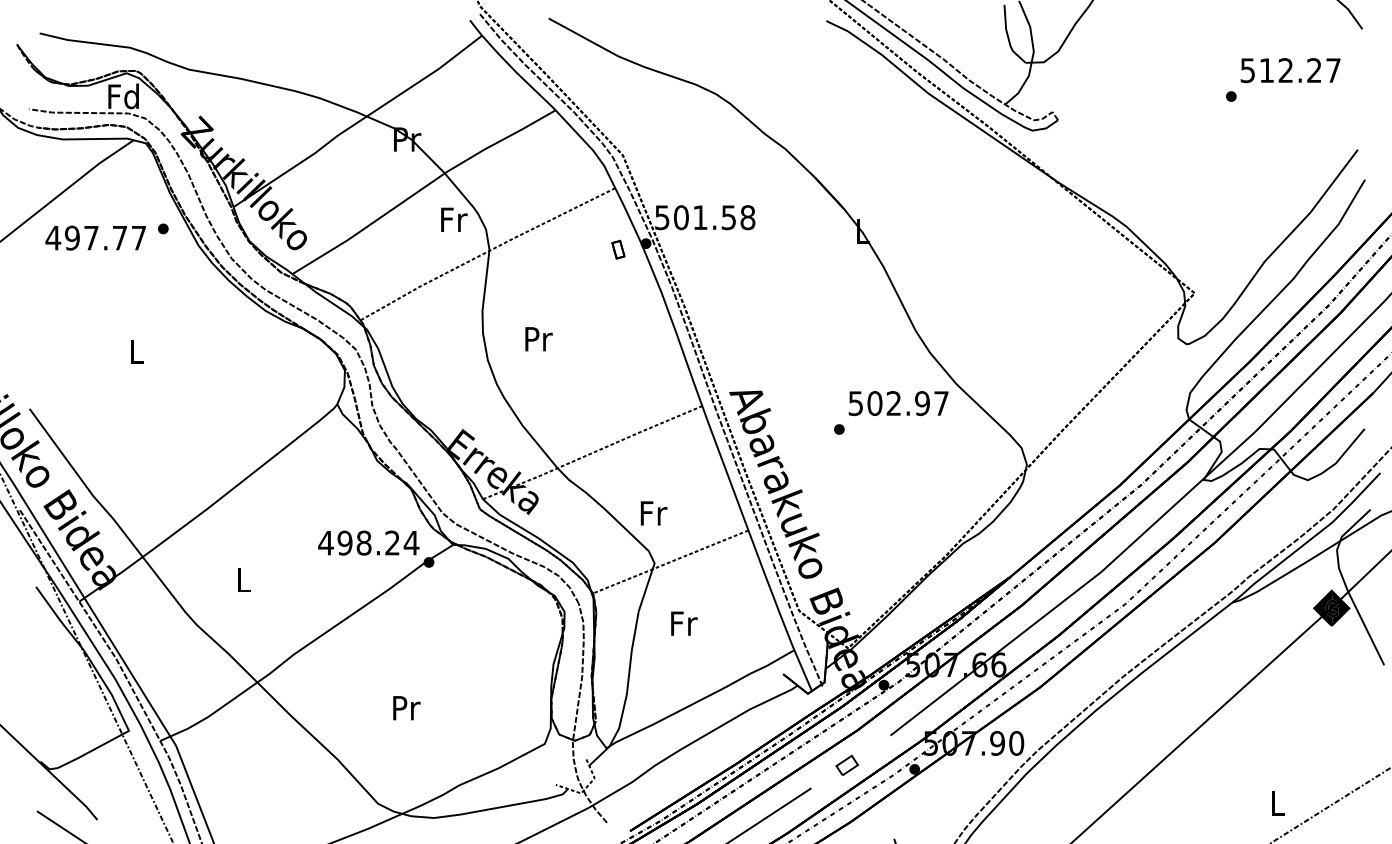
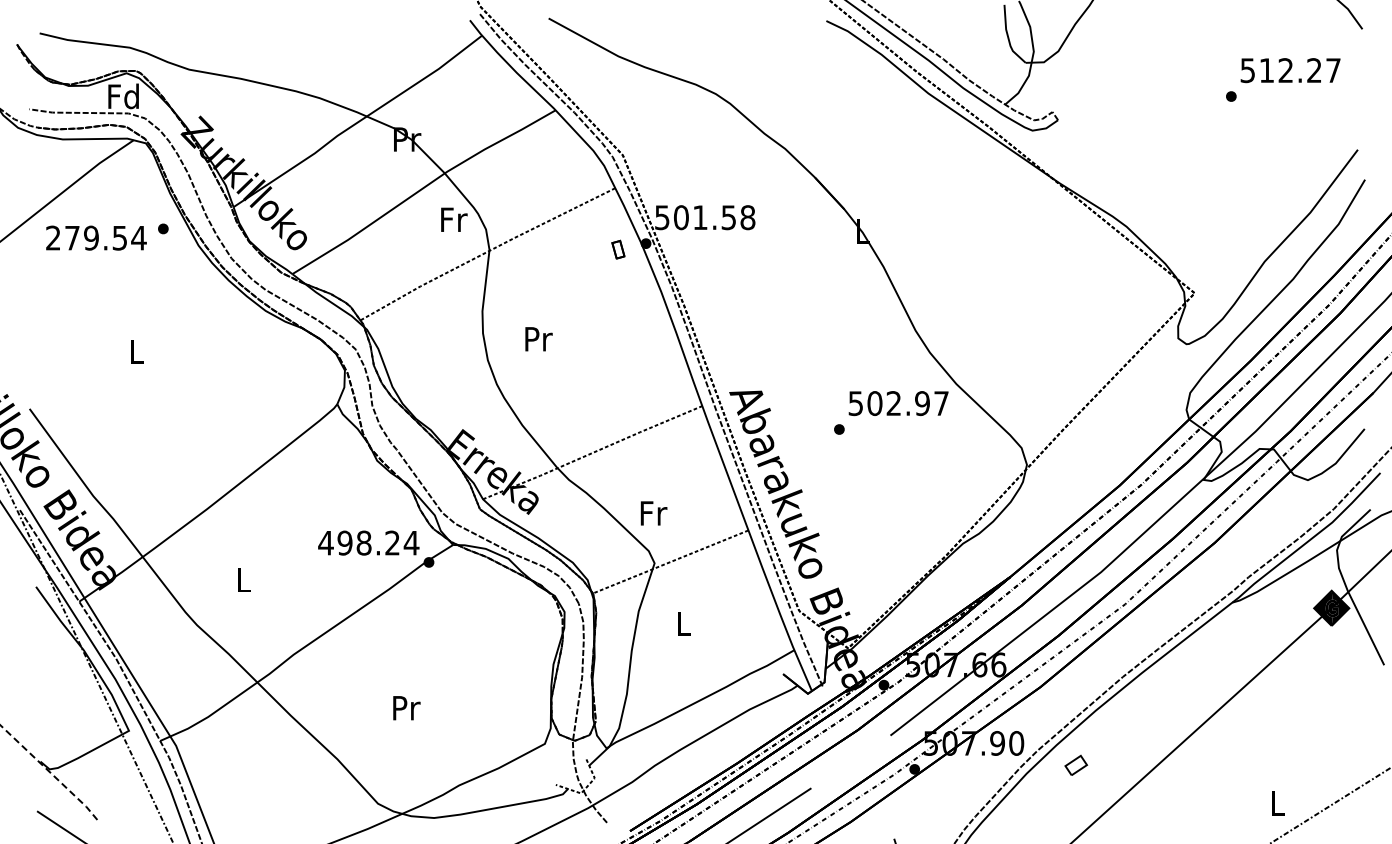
text: 497.77 -> 279.54 (95, 237)
text: Fr -> L (684, 623)
part position: (847, 764) -> (1076, 764) (1076, 764)
line: solid -> dashed (50, 772)
